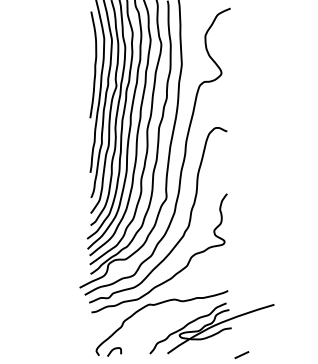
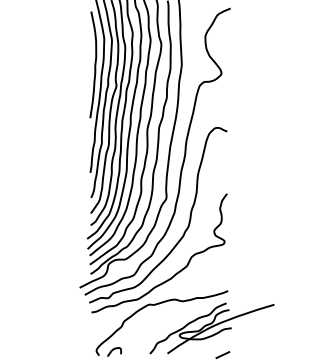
line position: (241, 355) -> (222, 355) (222, 355)
